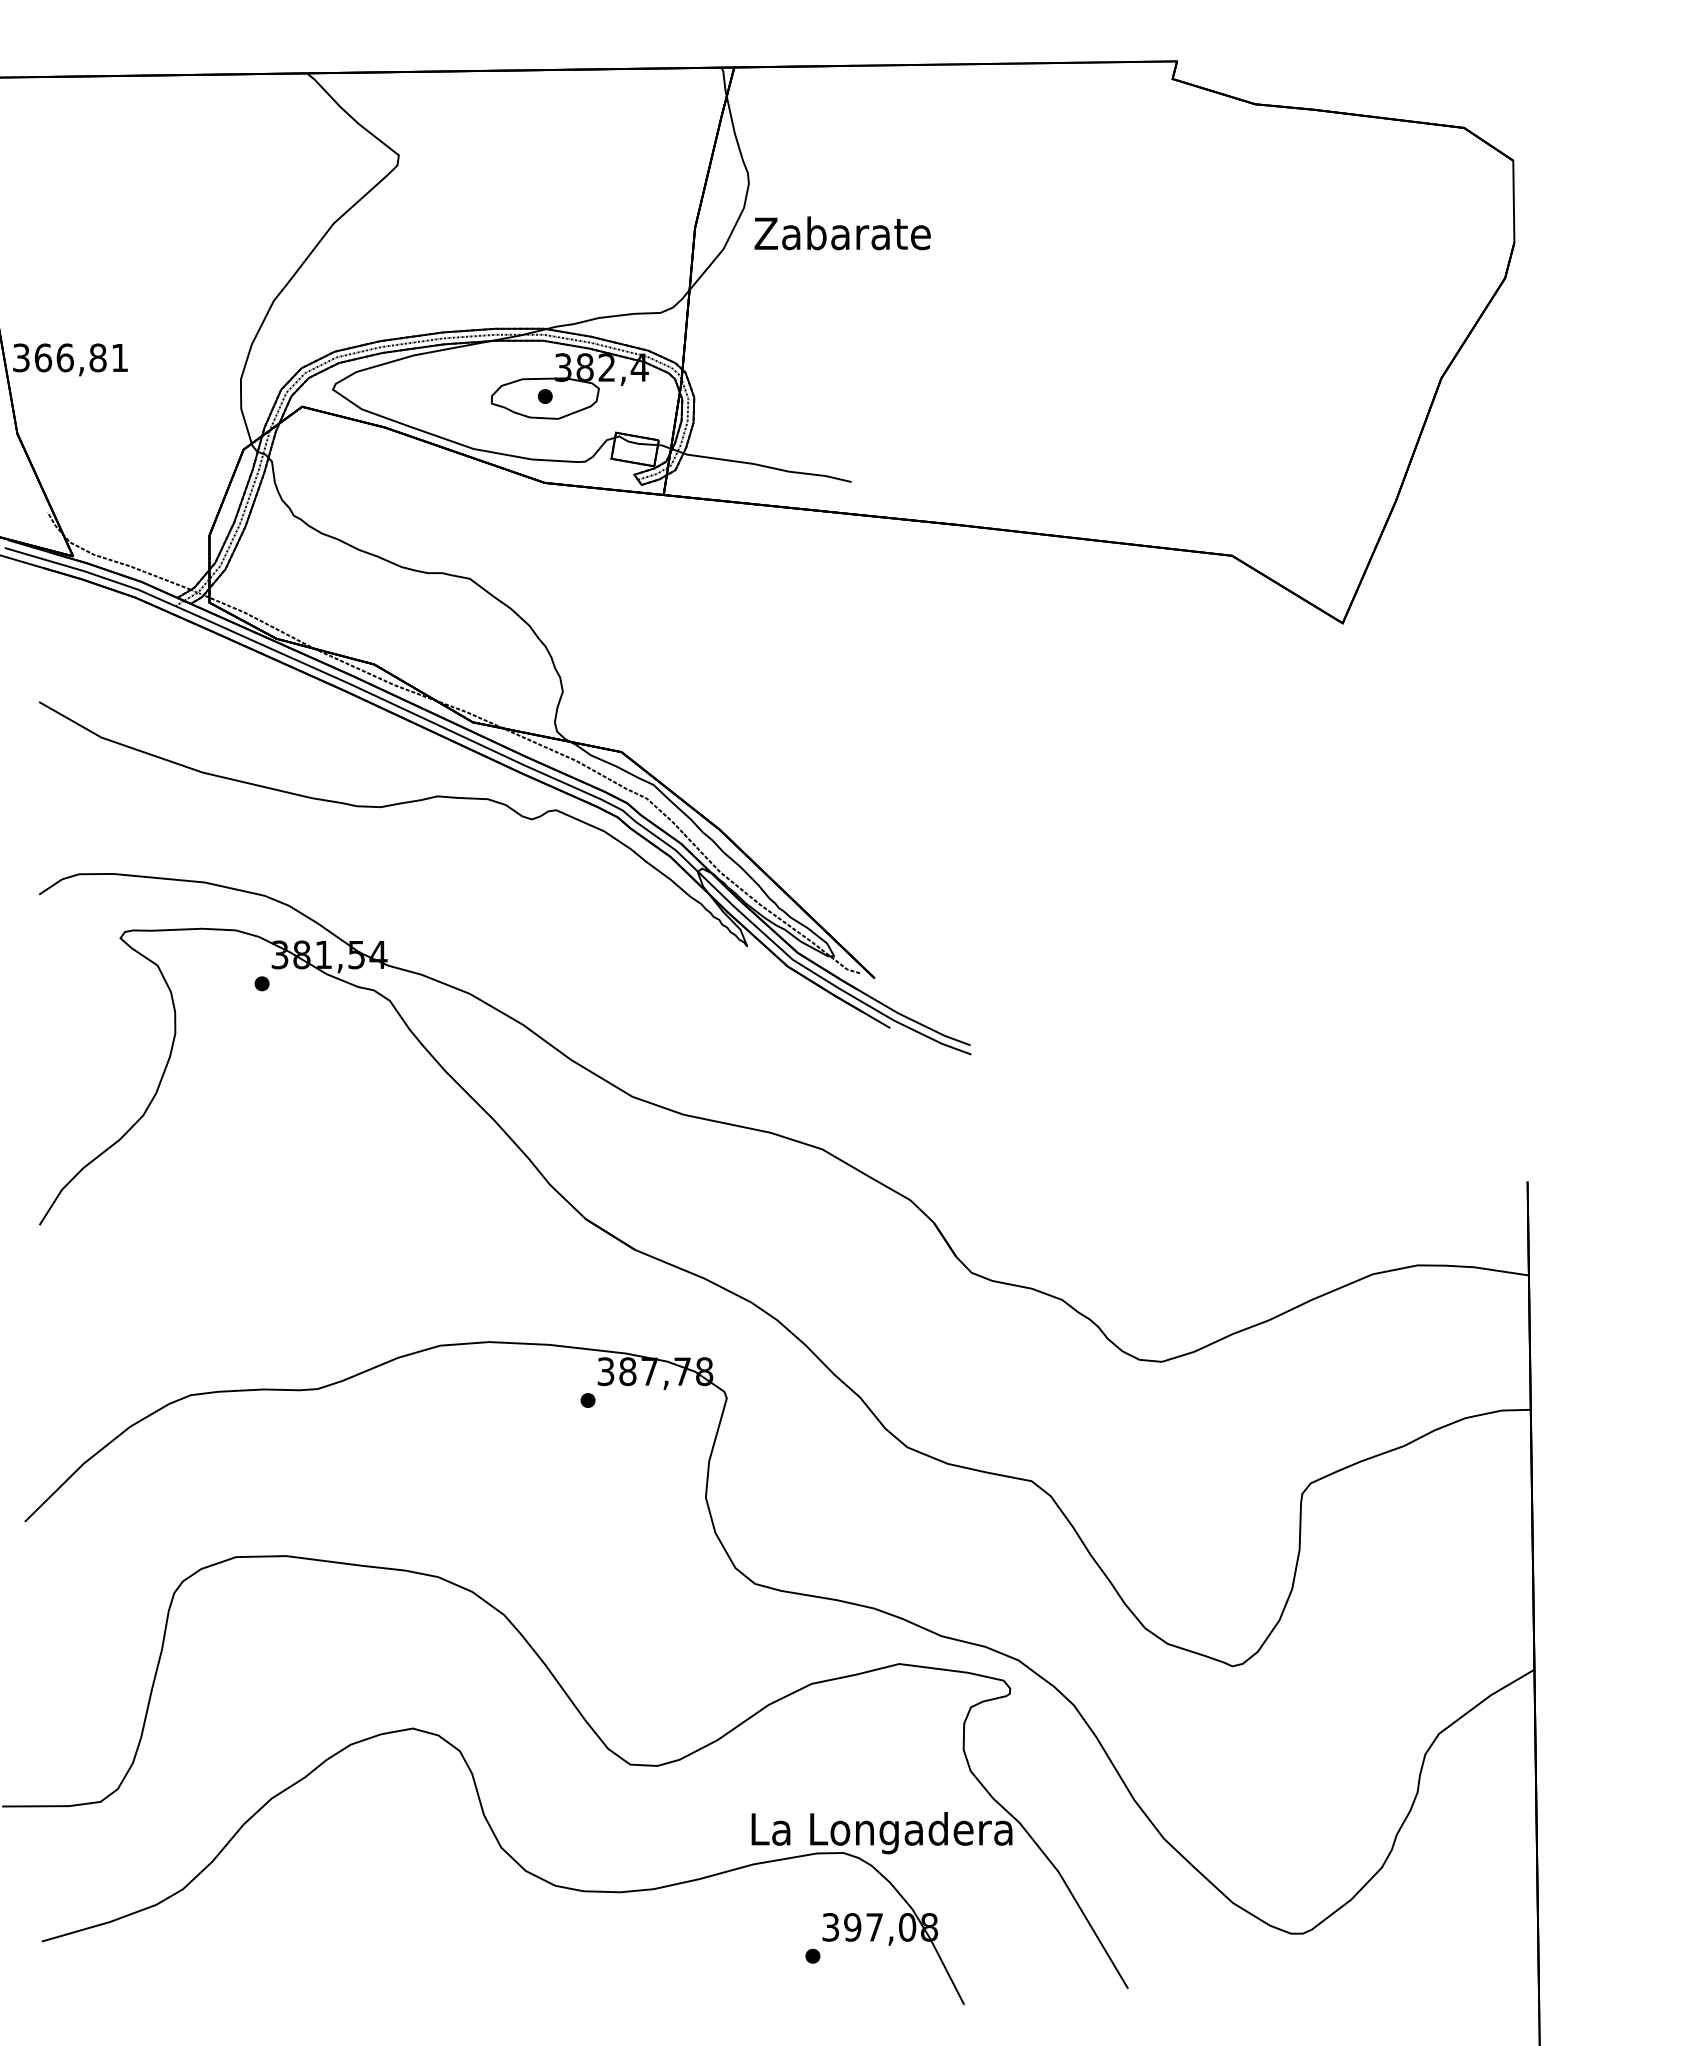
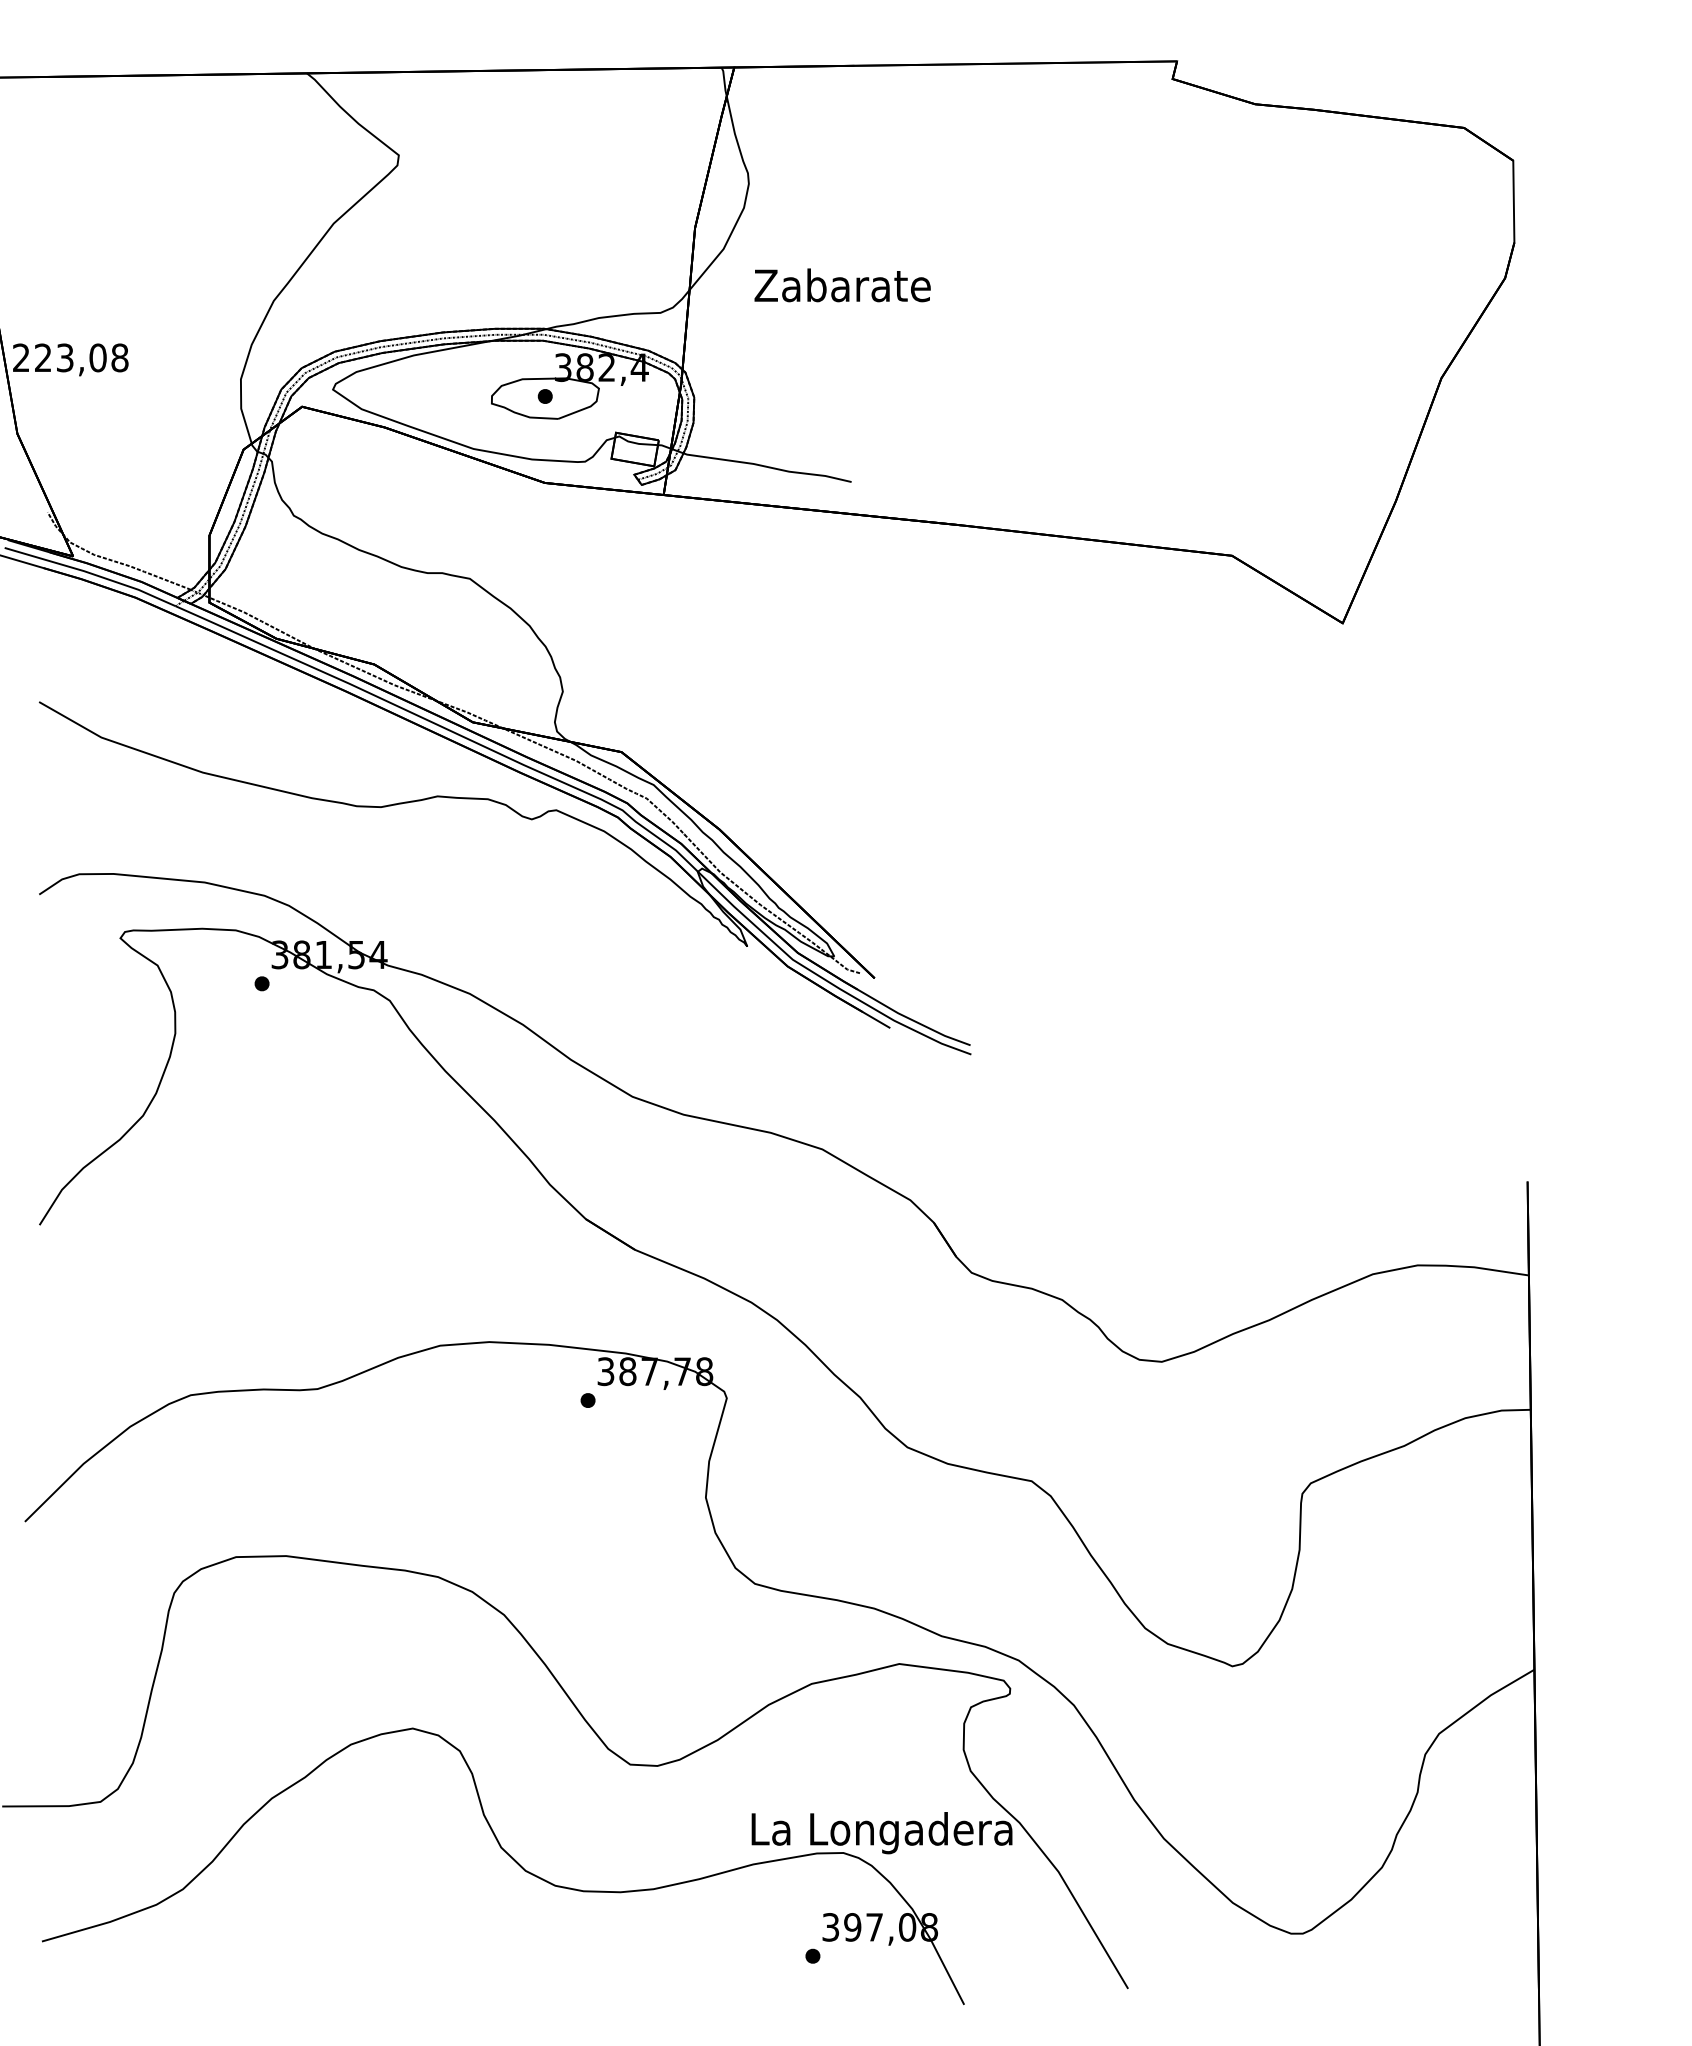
text position: (842, 233) -> (842, 285) (842, 285)
text: 366,81 -> 223,08 (70, 357)
